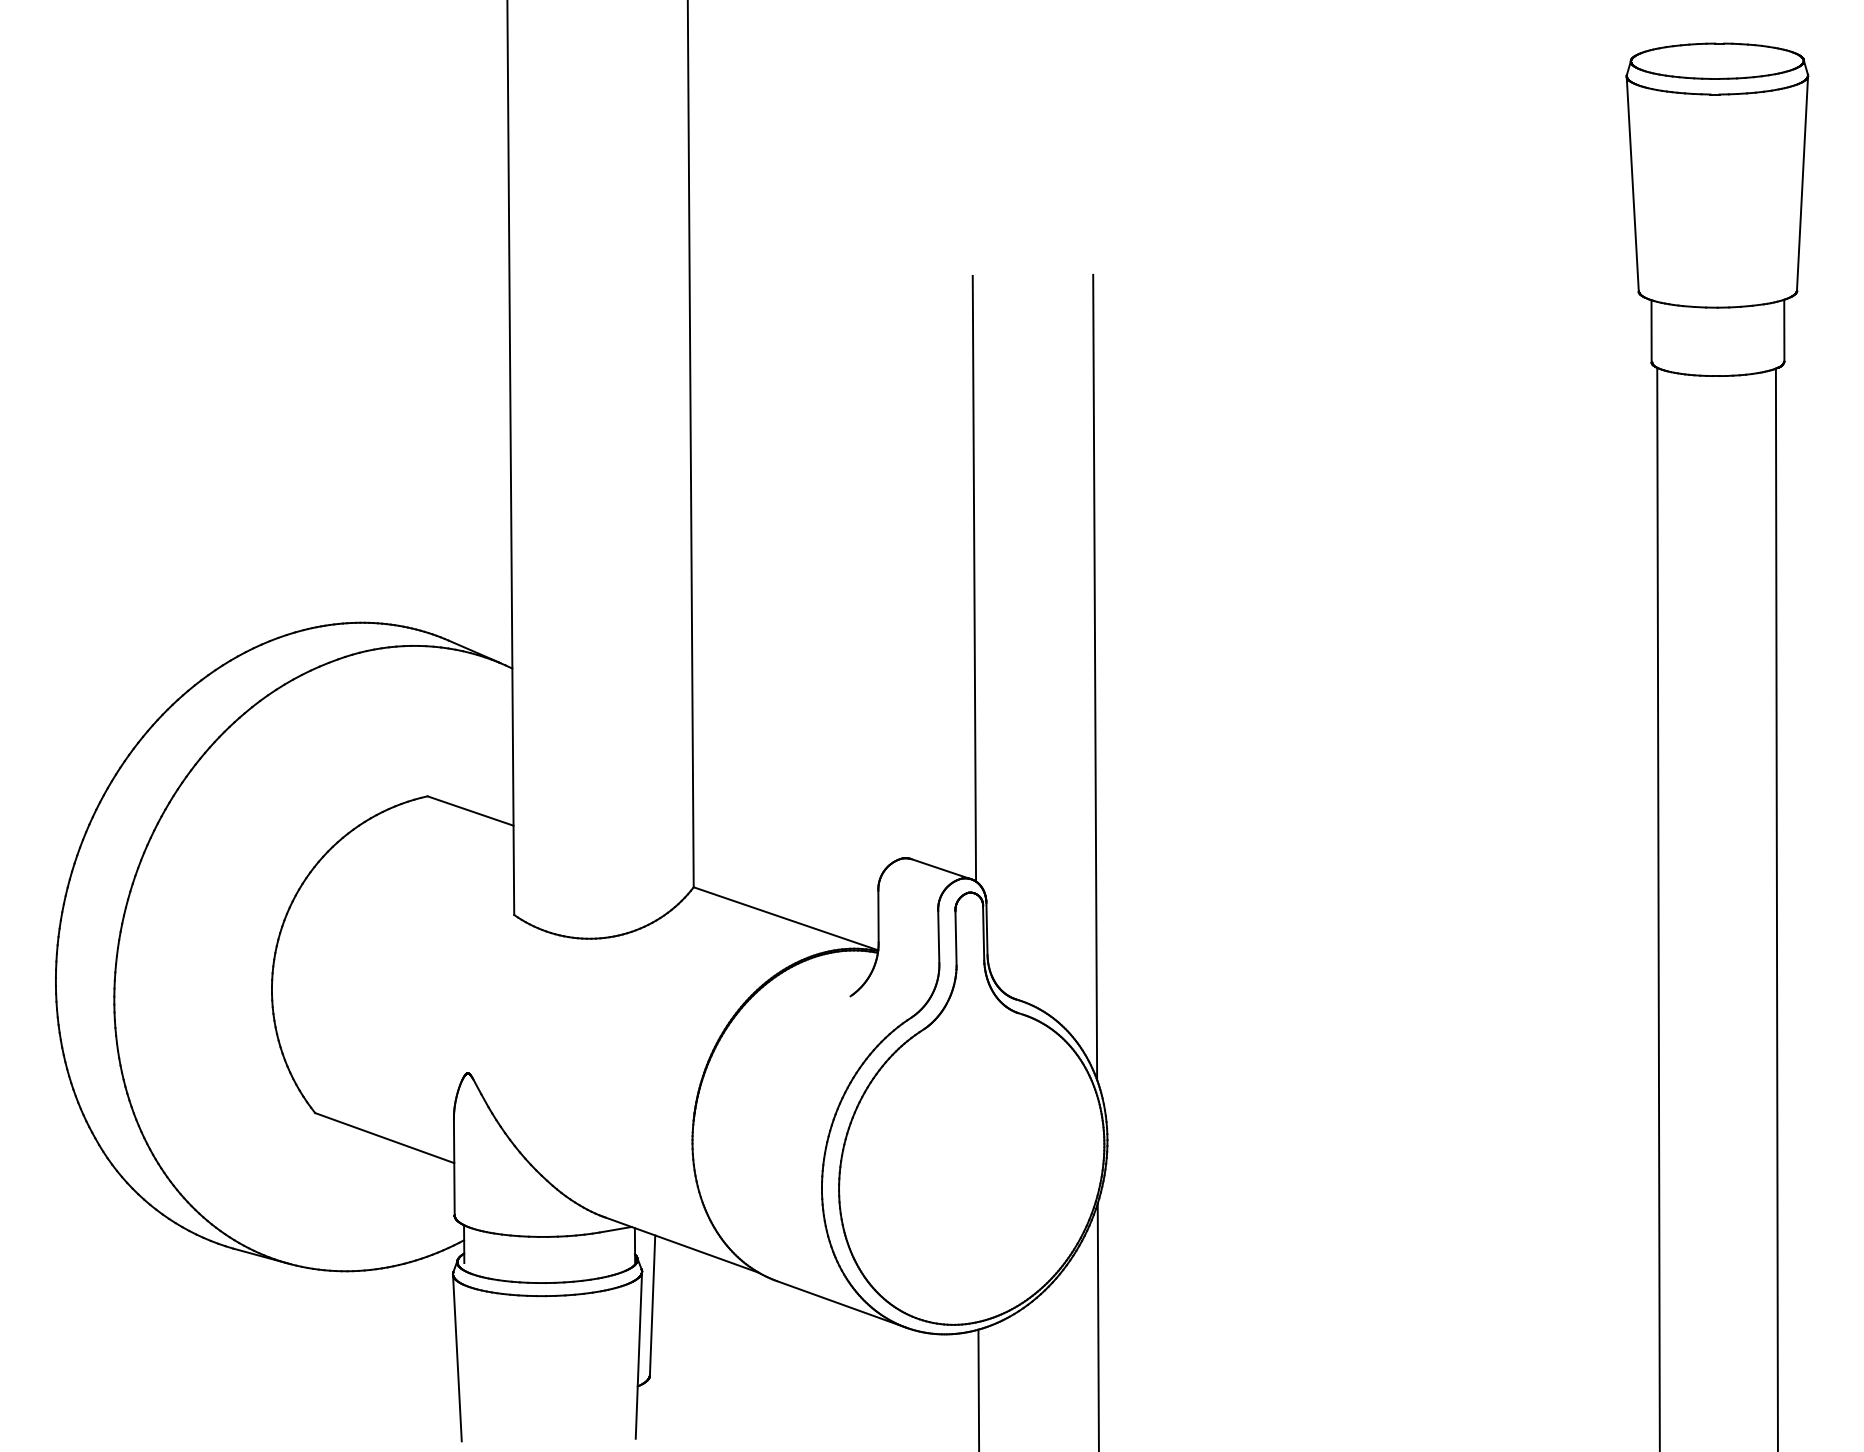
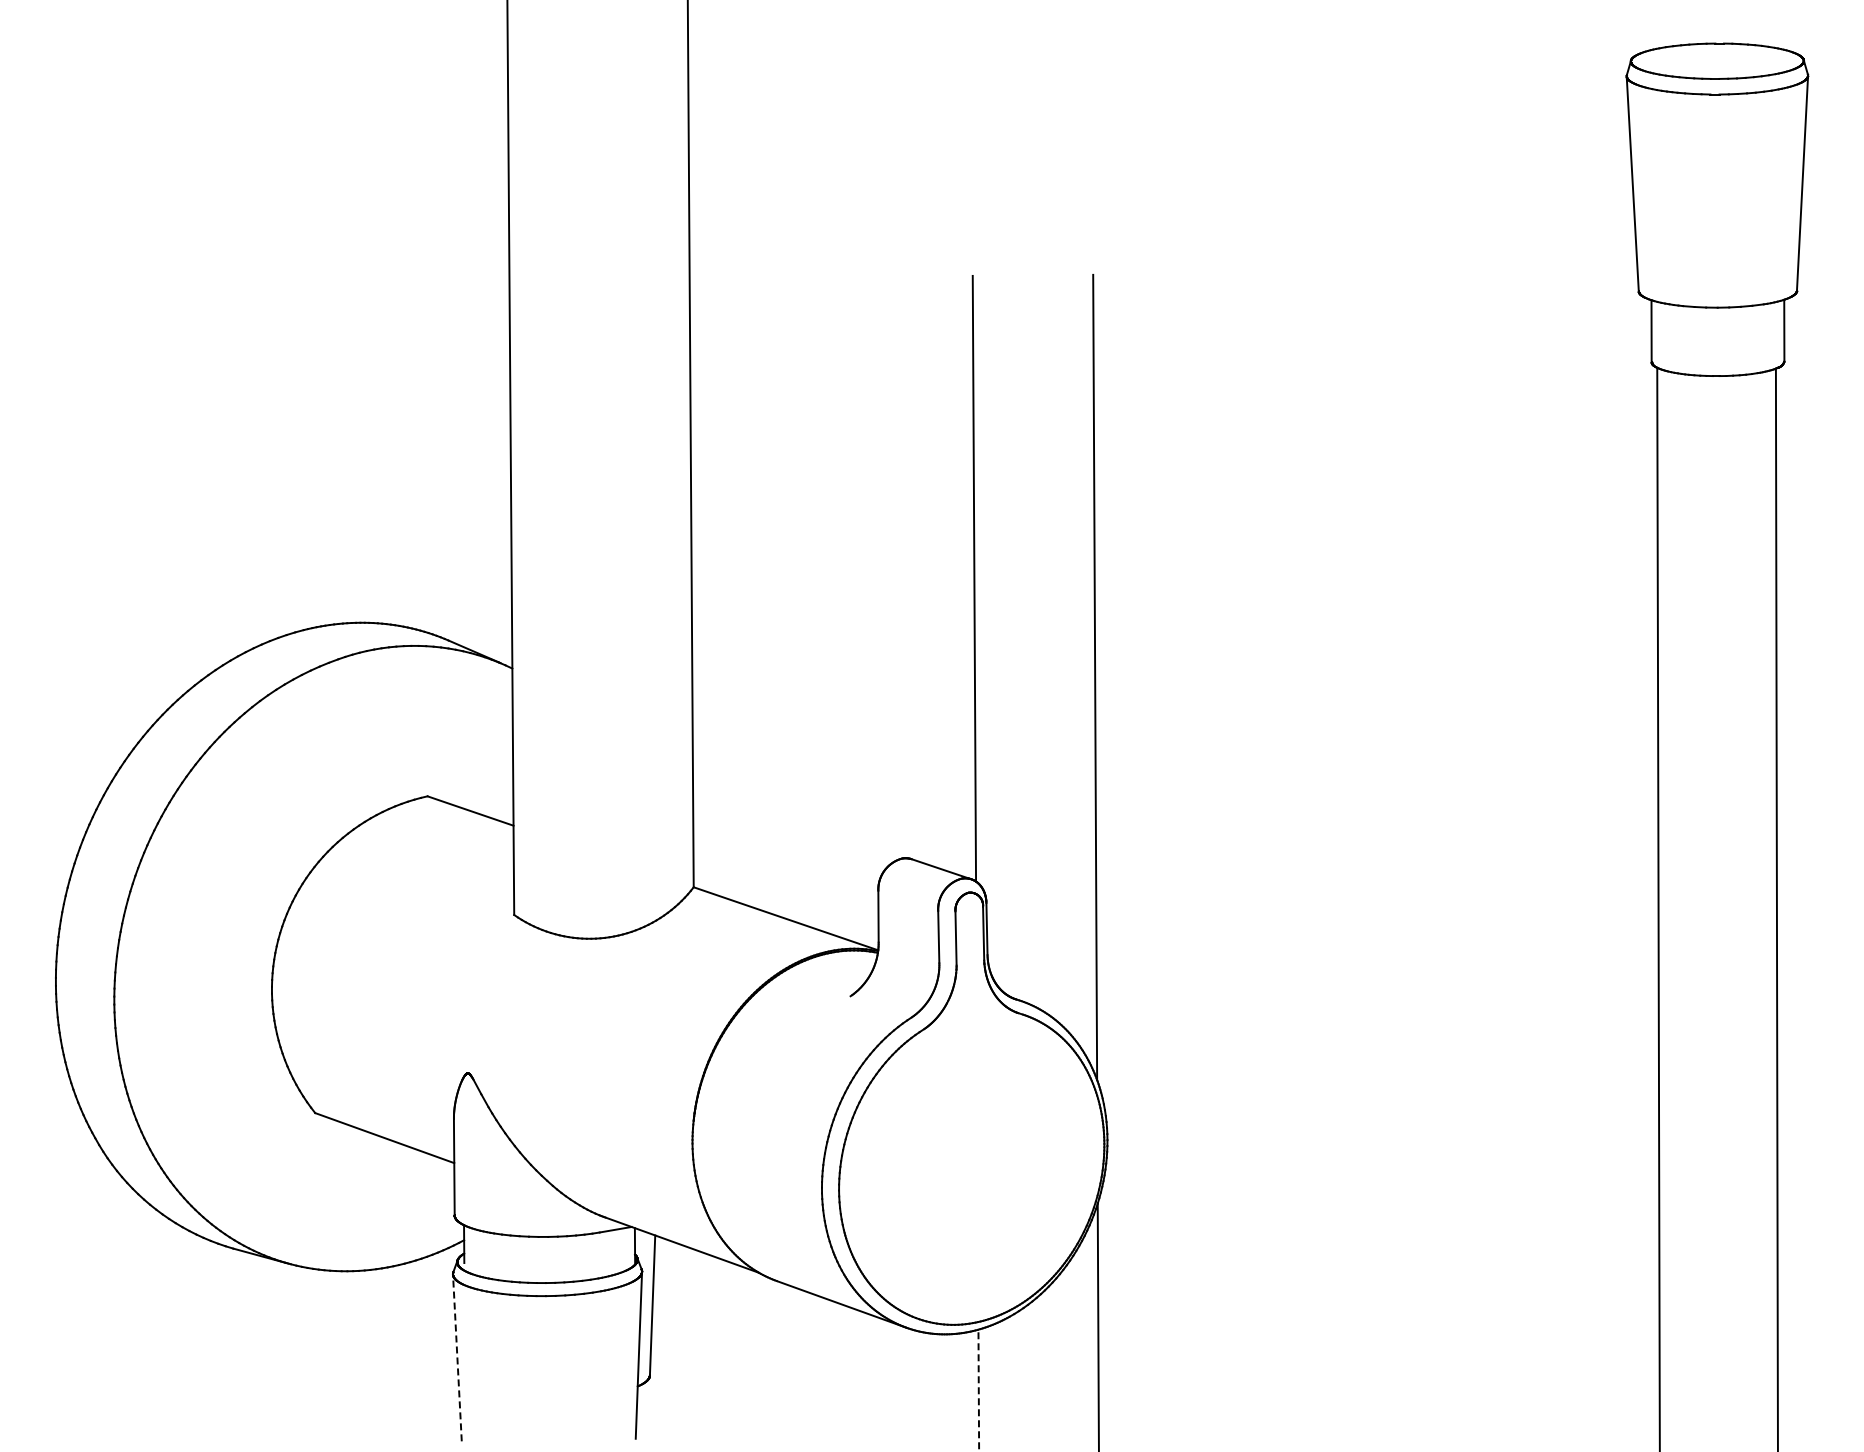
line: solid -> dashed (457, 1357)
line: solid -> dashed (978, 1390)
